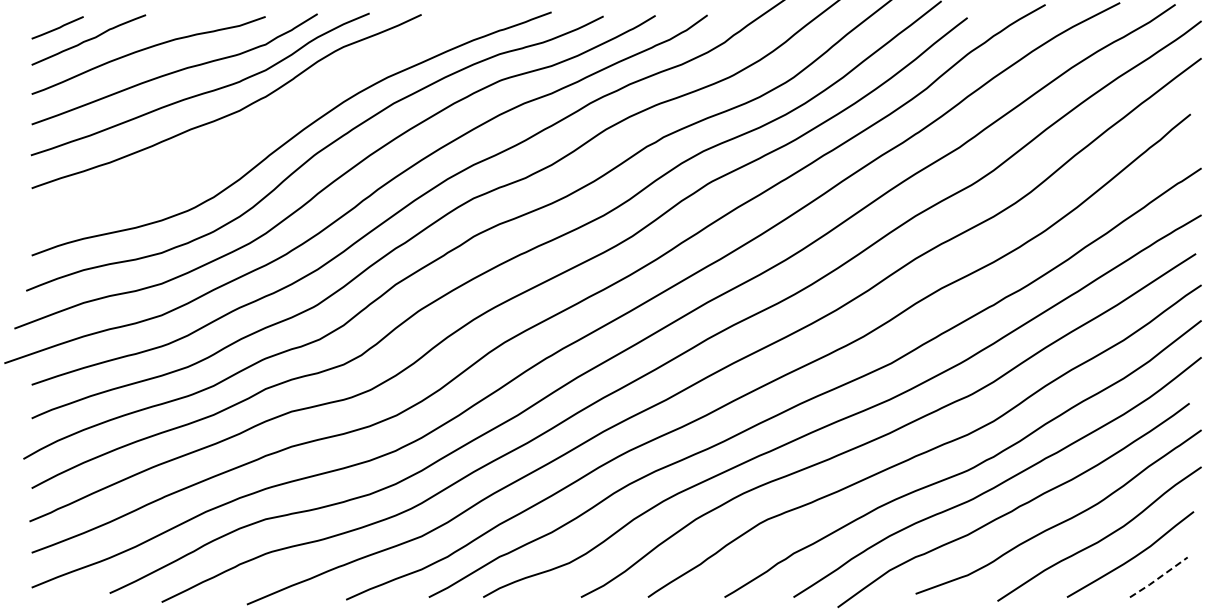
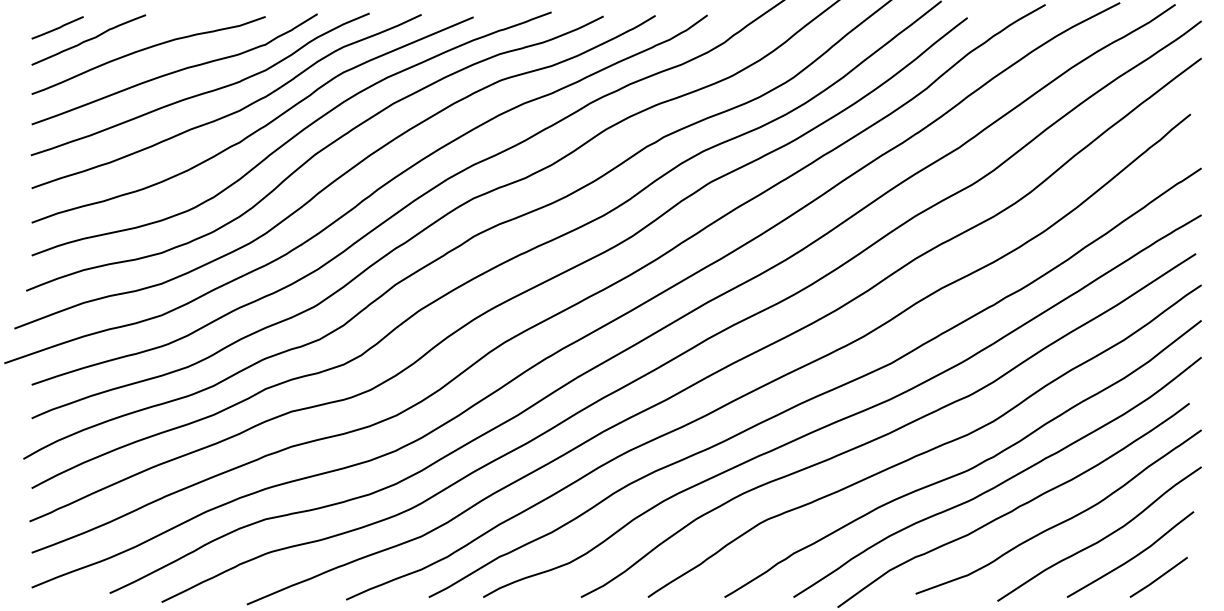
curve: none -> present (258, 128)
line: dashed -> solid (1158, 578)
